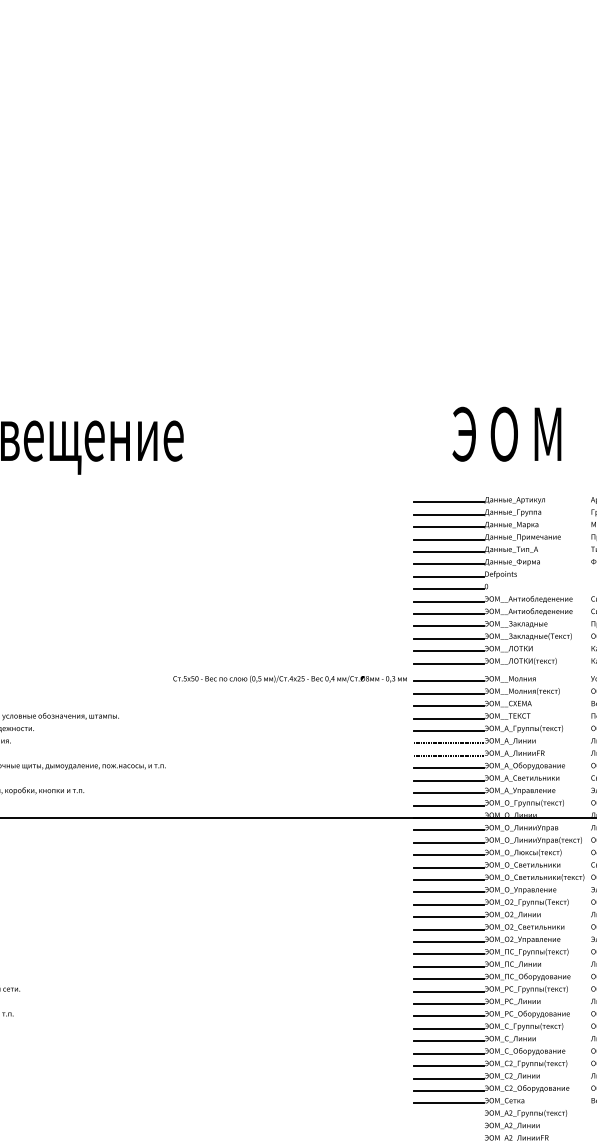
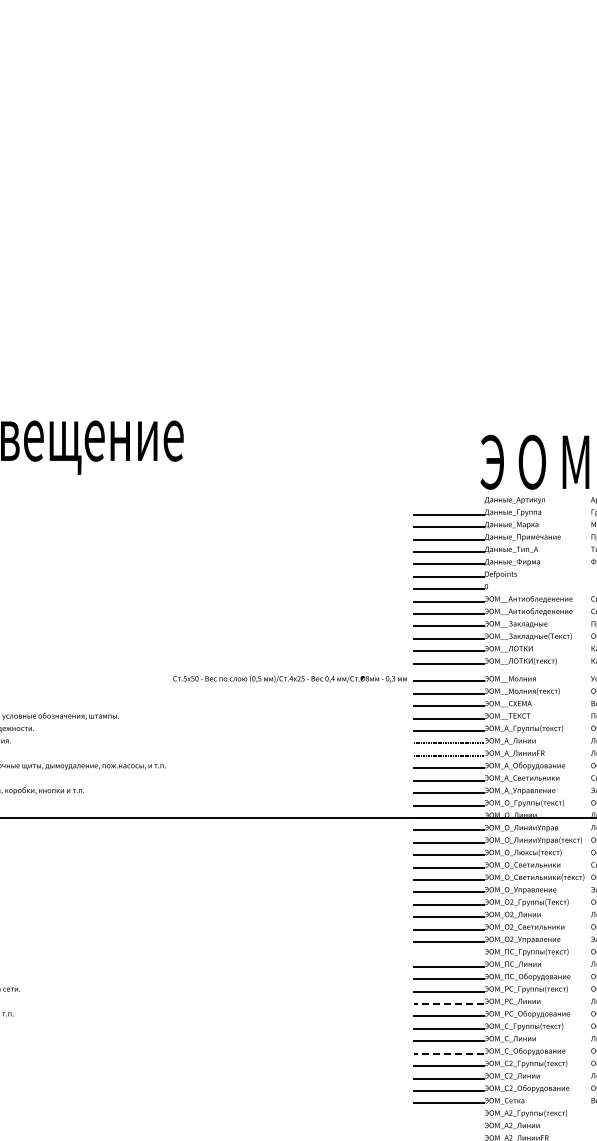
text position: (506, 433) -> (534, 461) (534, 461)
line: present -> none (448, 502)
line: present -> none (448, 954)
line: solid -> dashed (448, 1004)
line: solid -> dashed (448, 1053)
